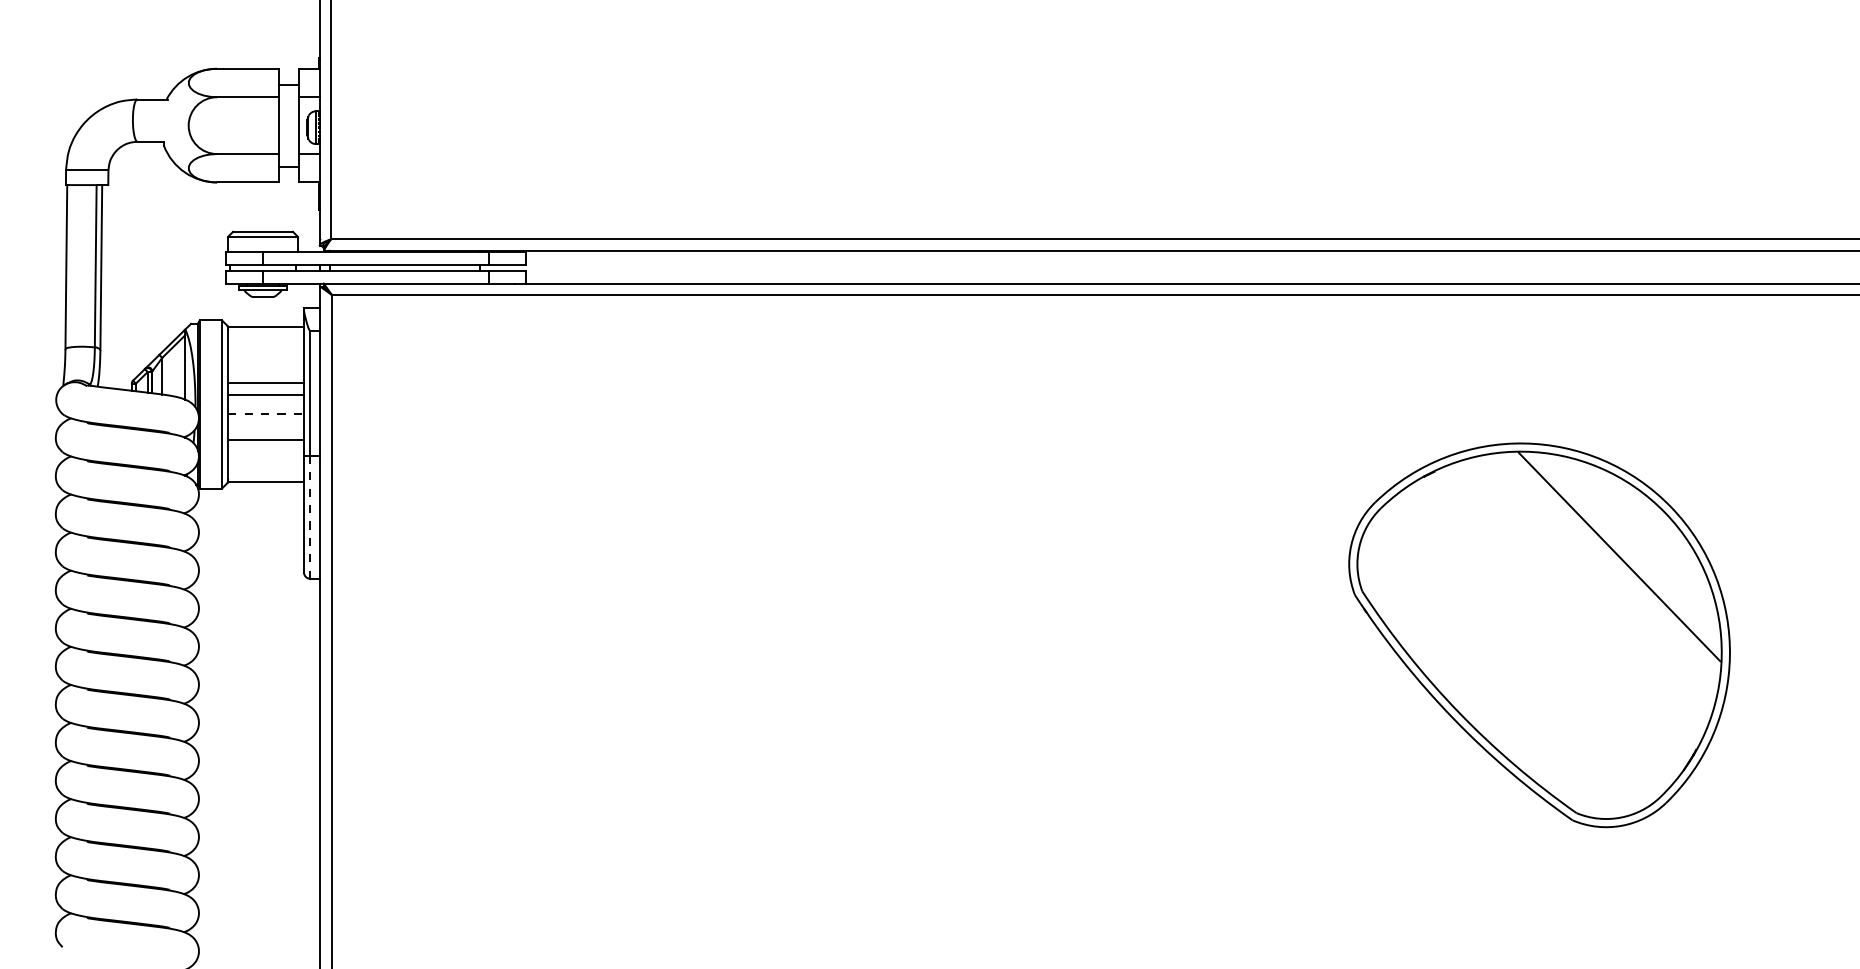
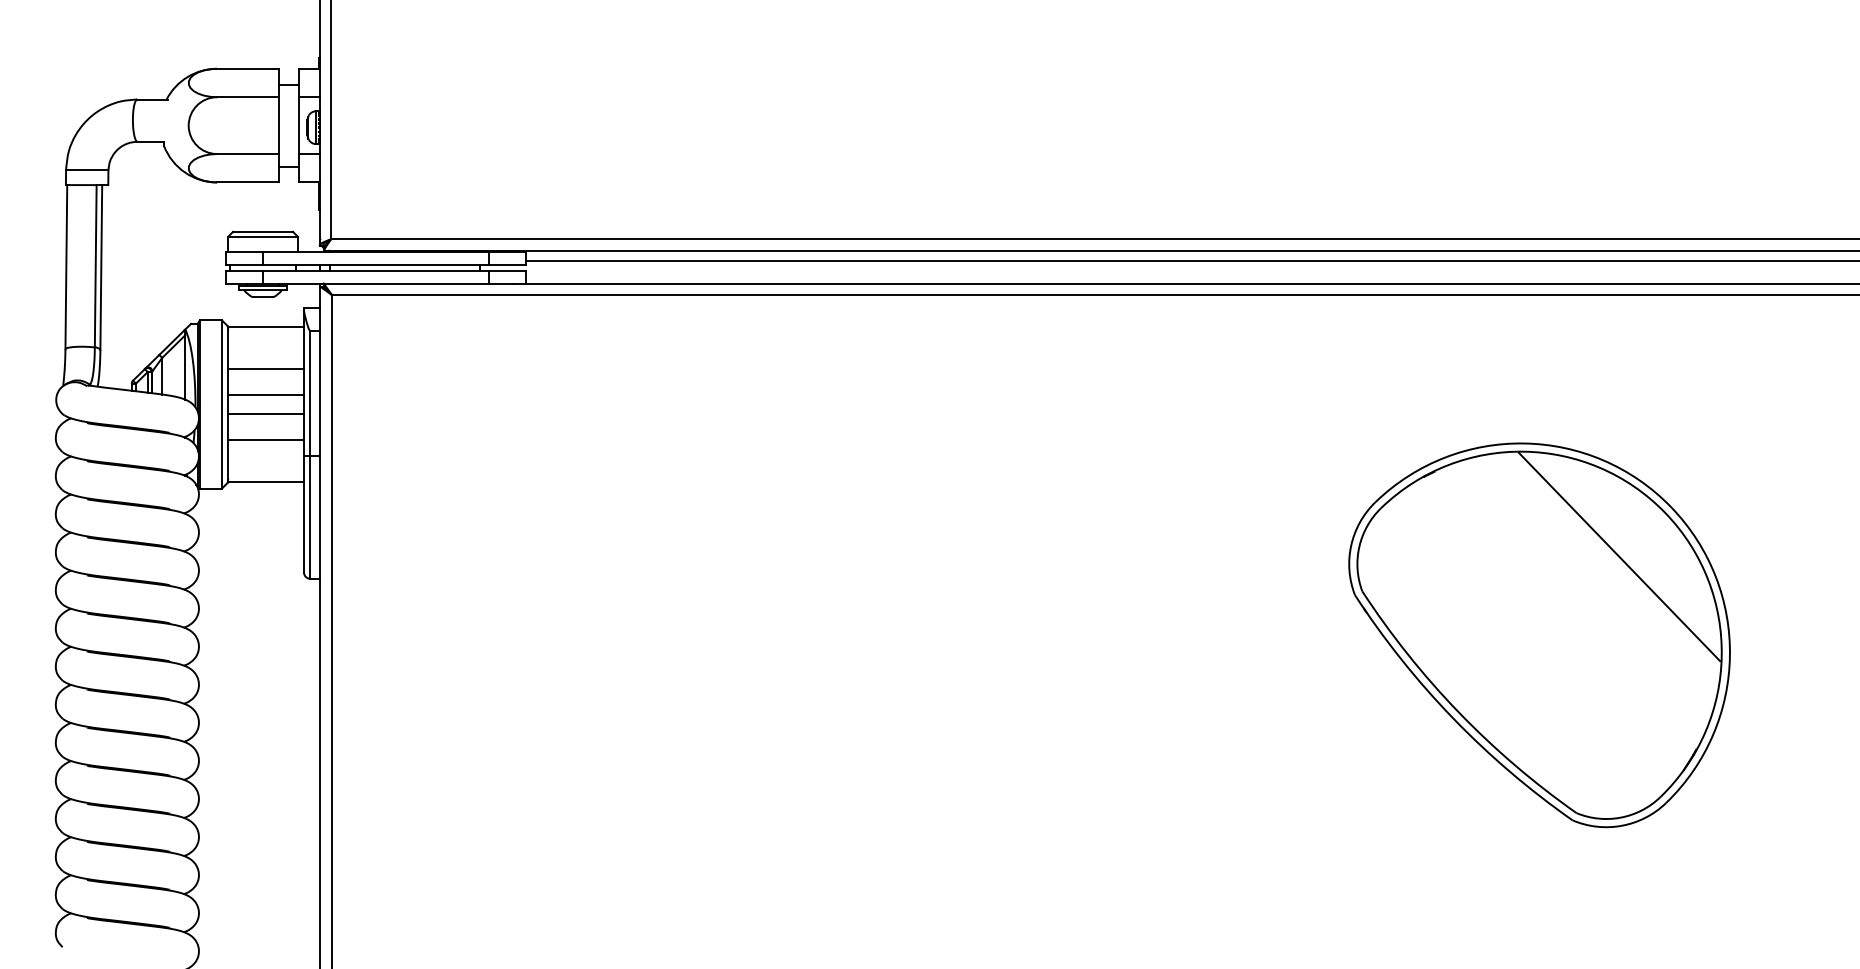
line: none -> present (1190, 260)
line position: (266, 382) -> (266, 368) (266, 368)
line: dashed -> solid (266, 413)
line: dashed -> solid (310, 517)
